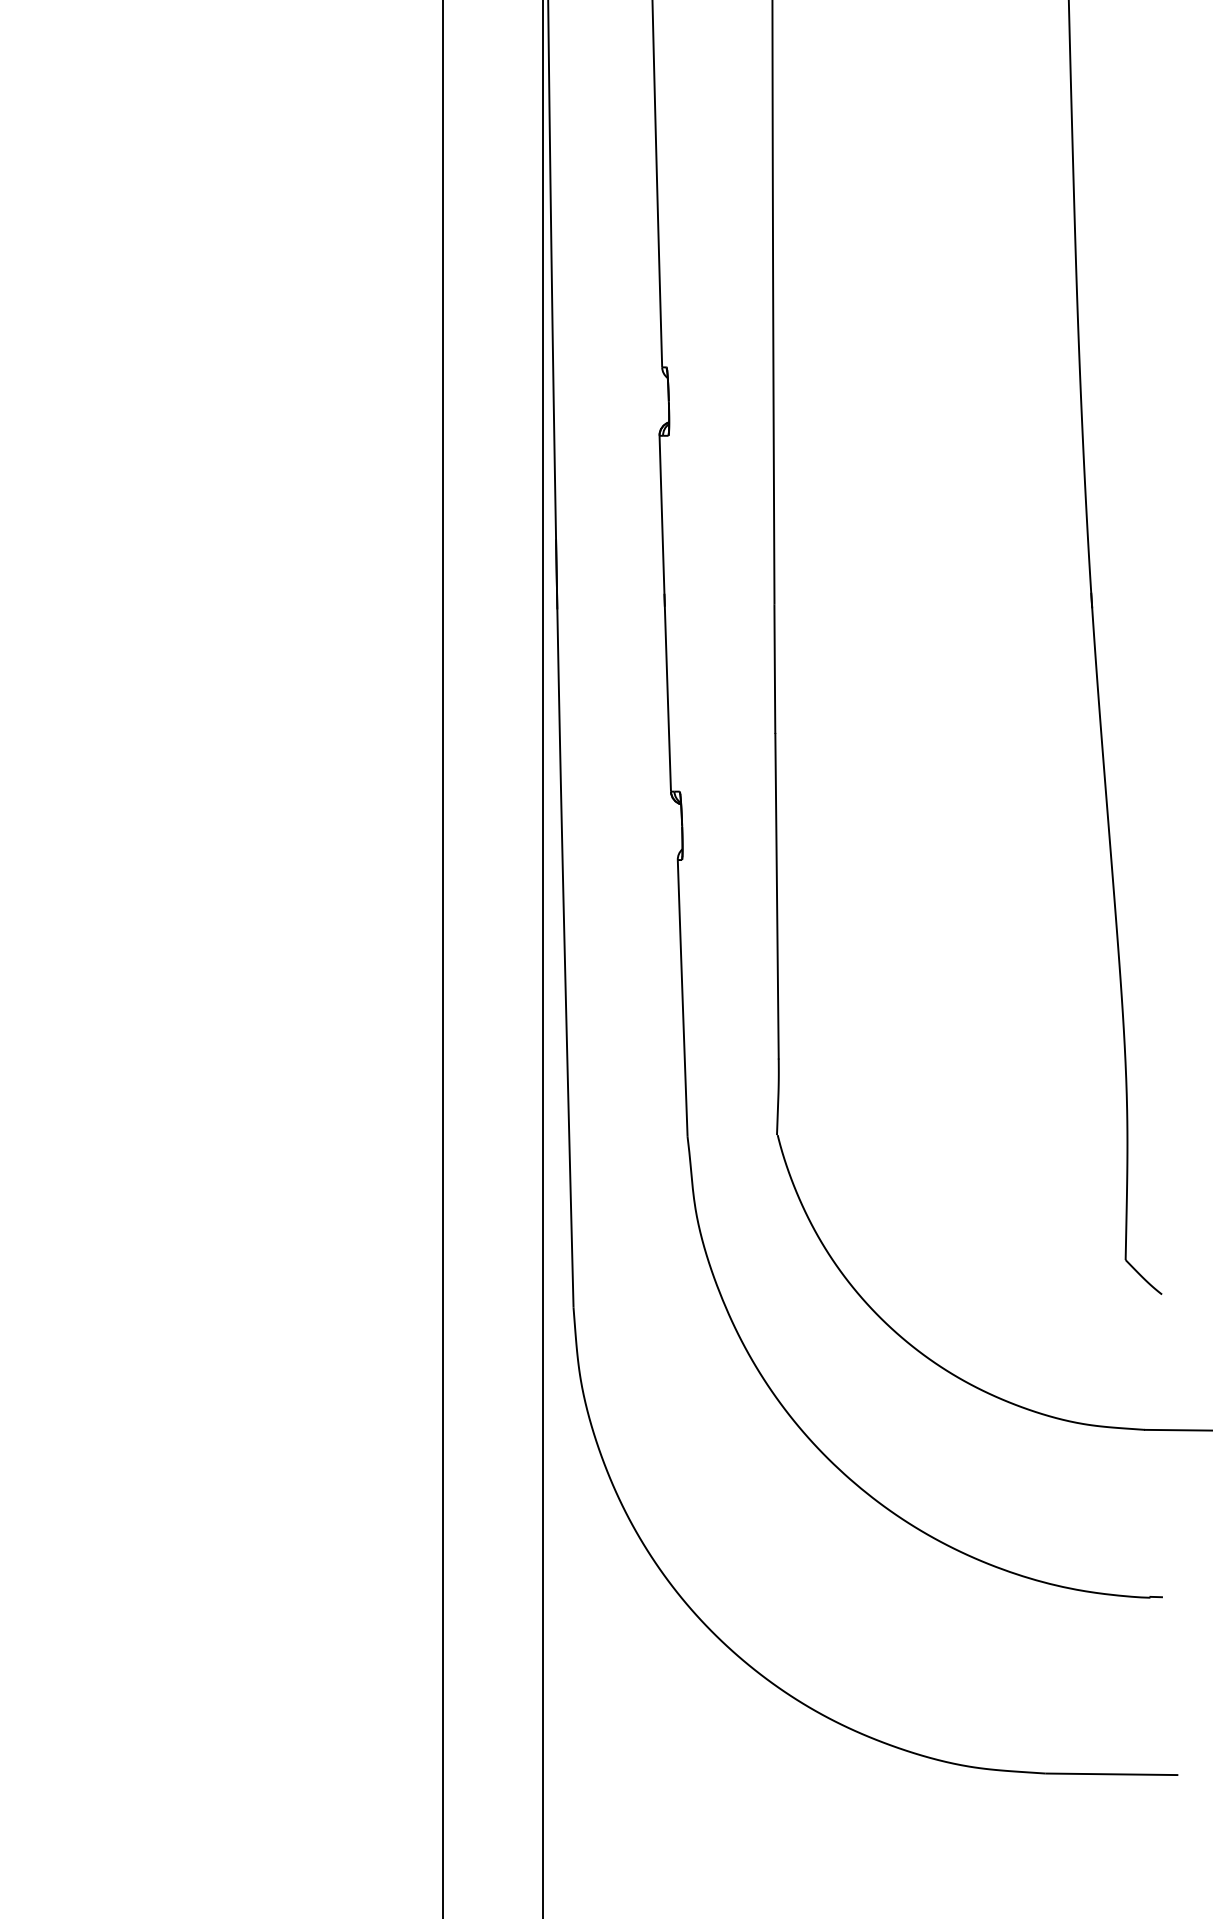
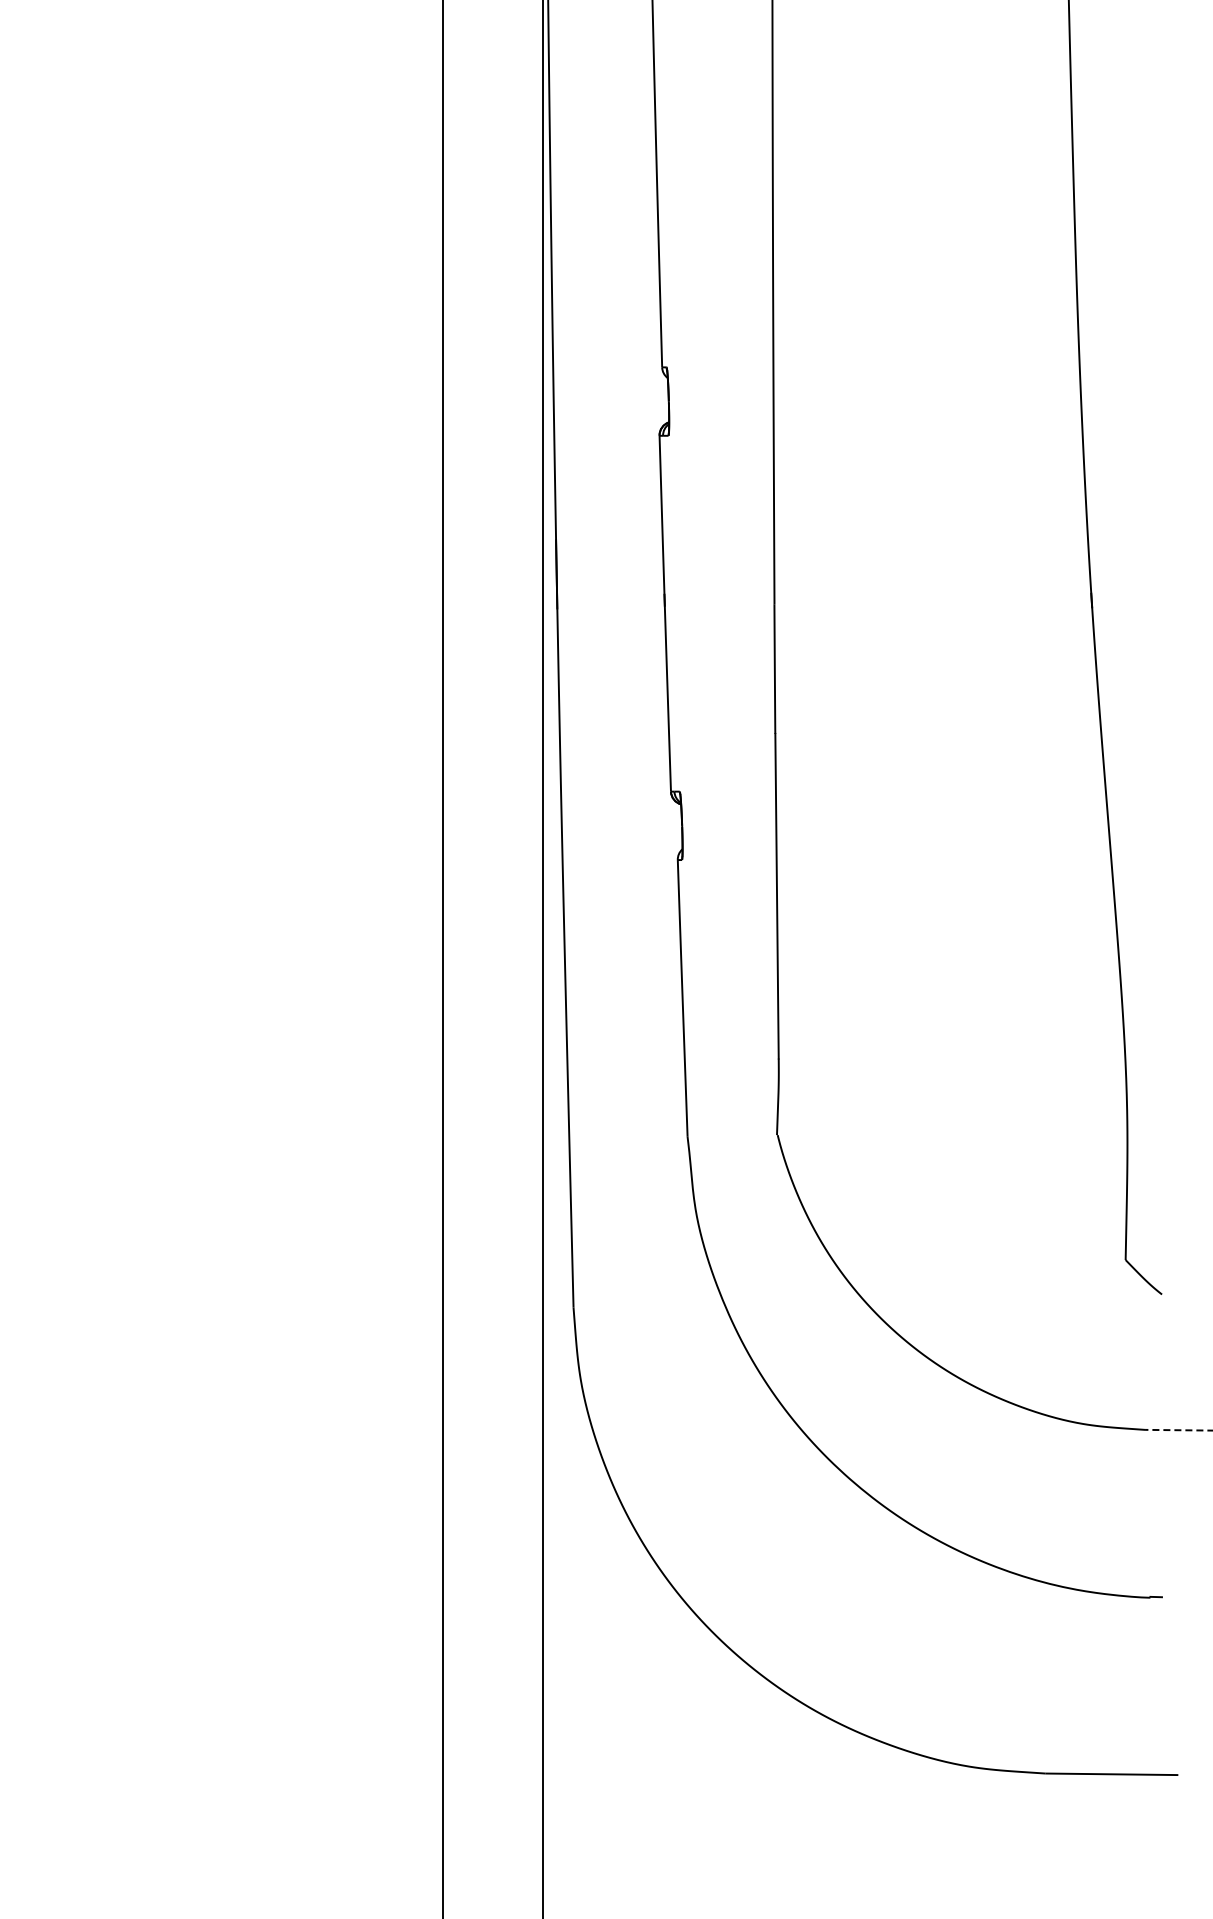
line: solid -> dashed (1178, 1430)
